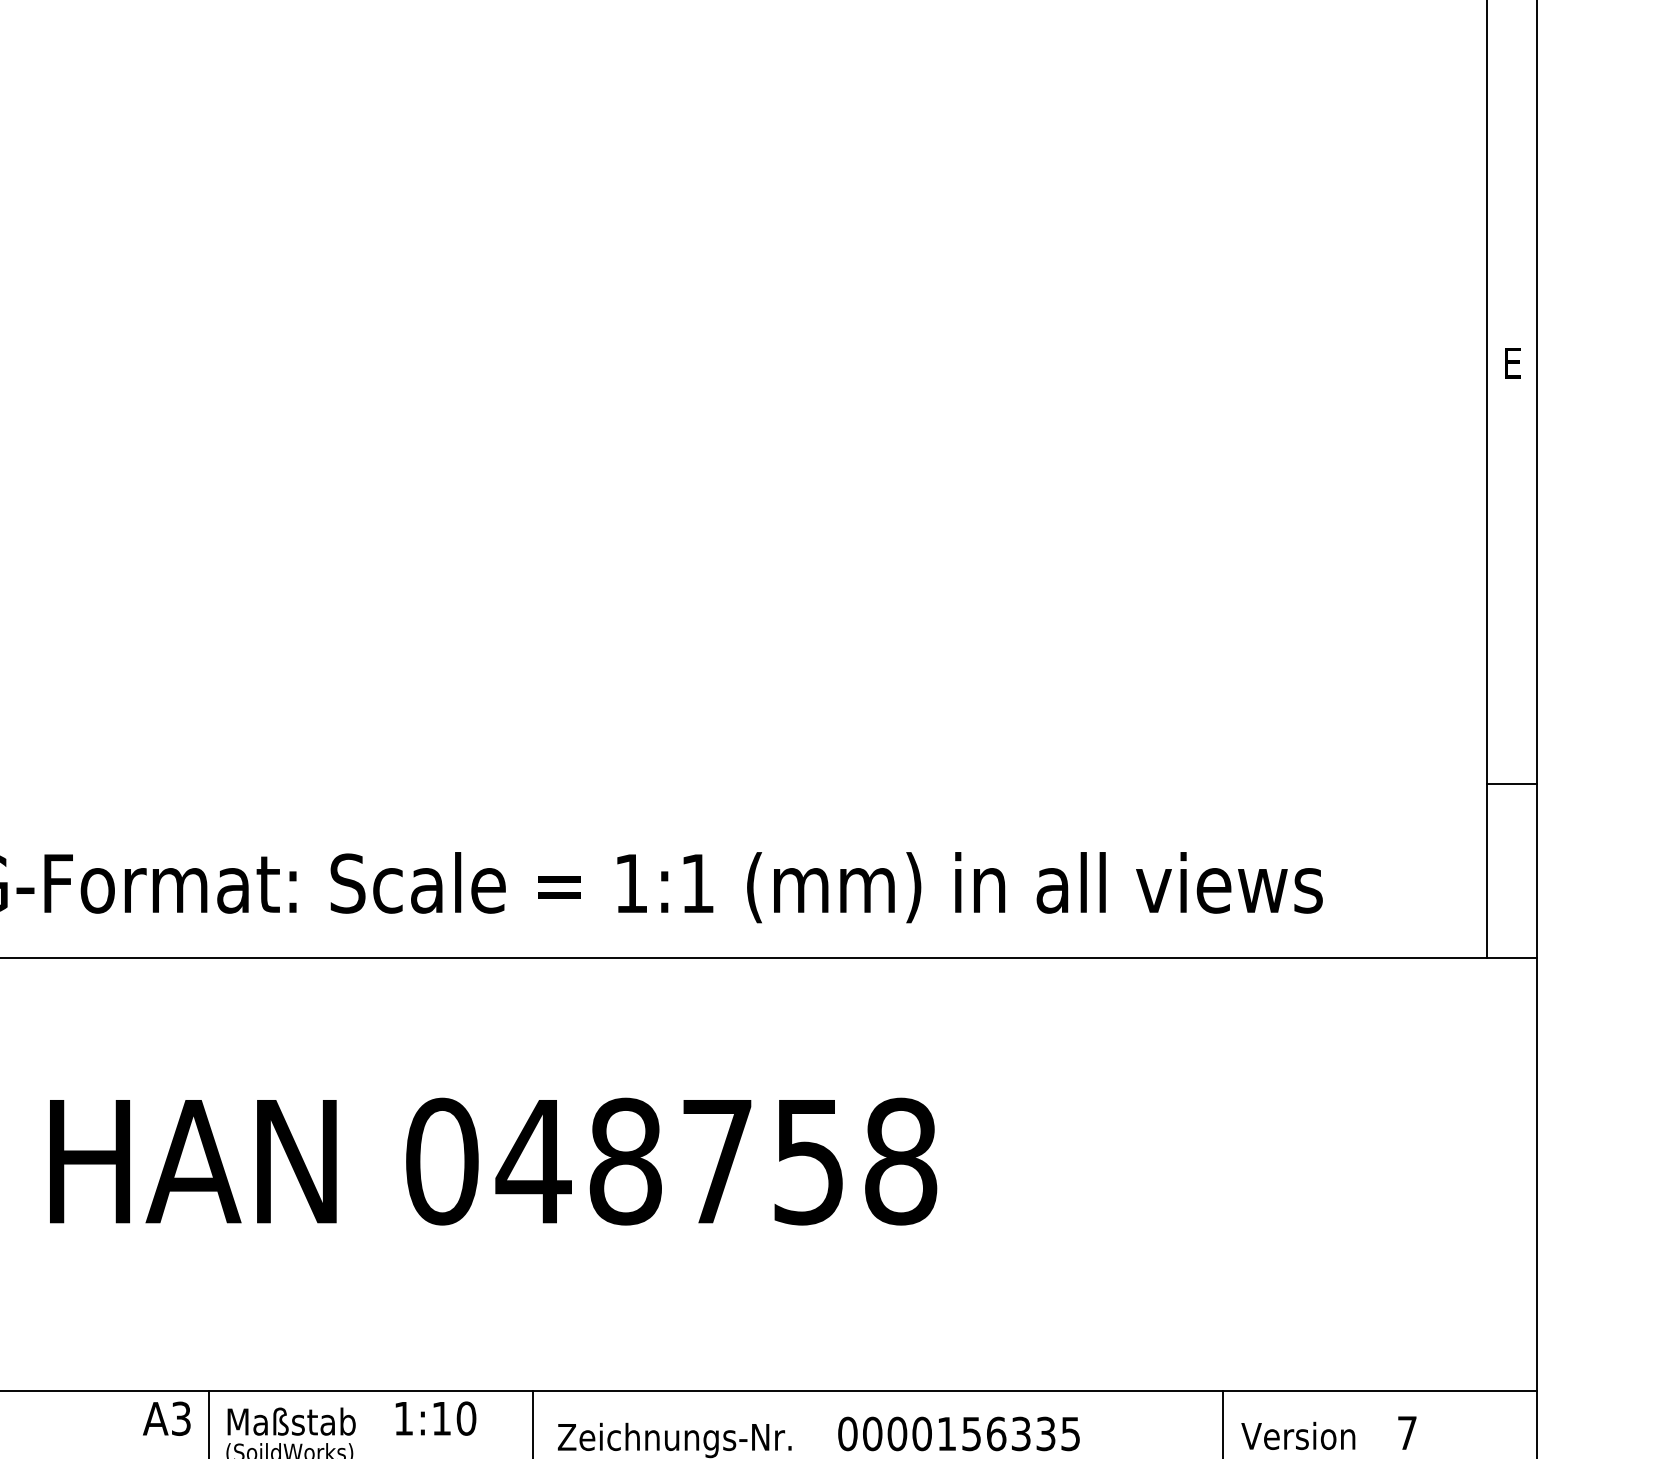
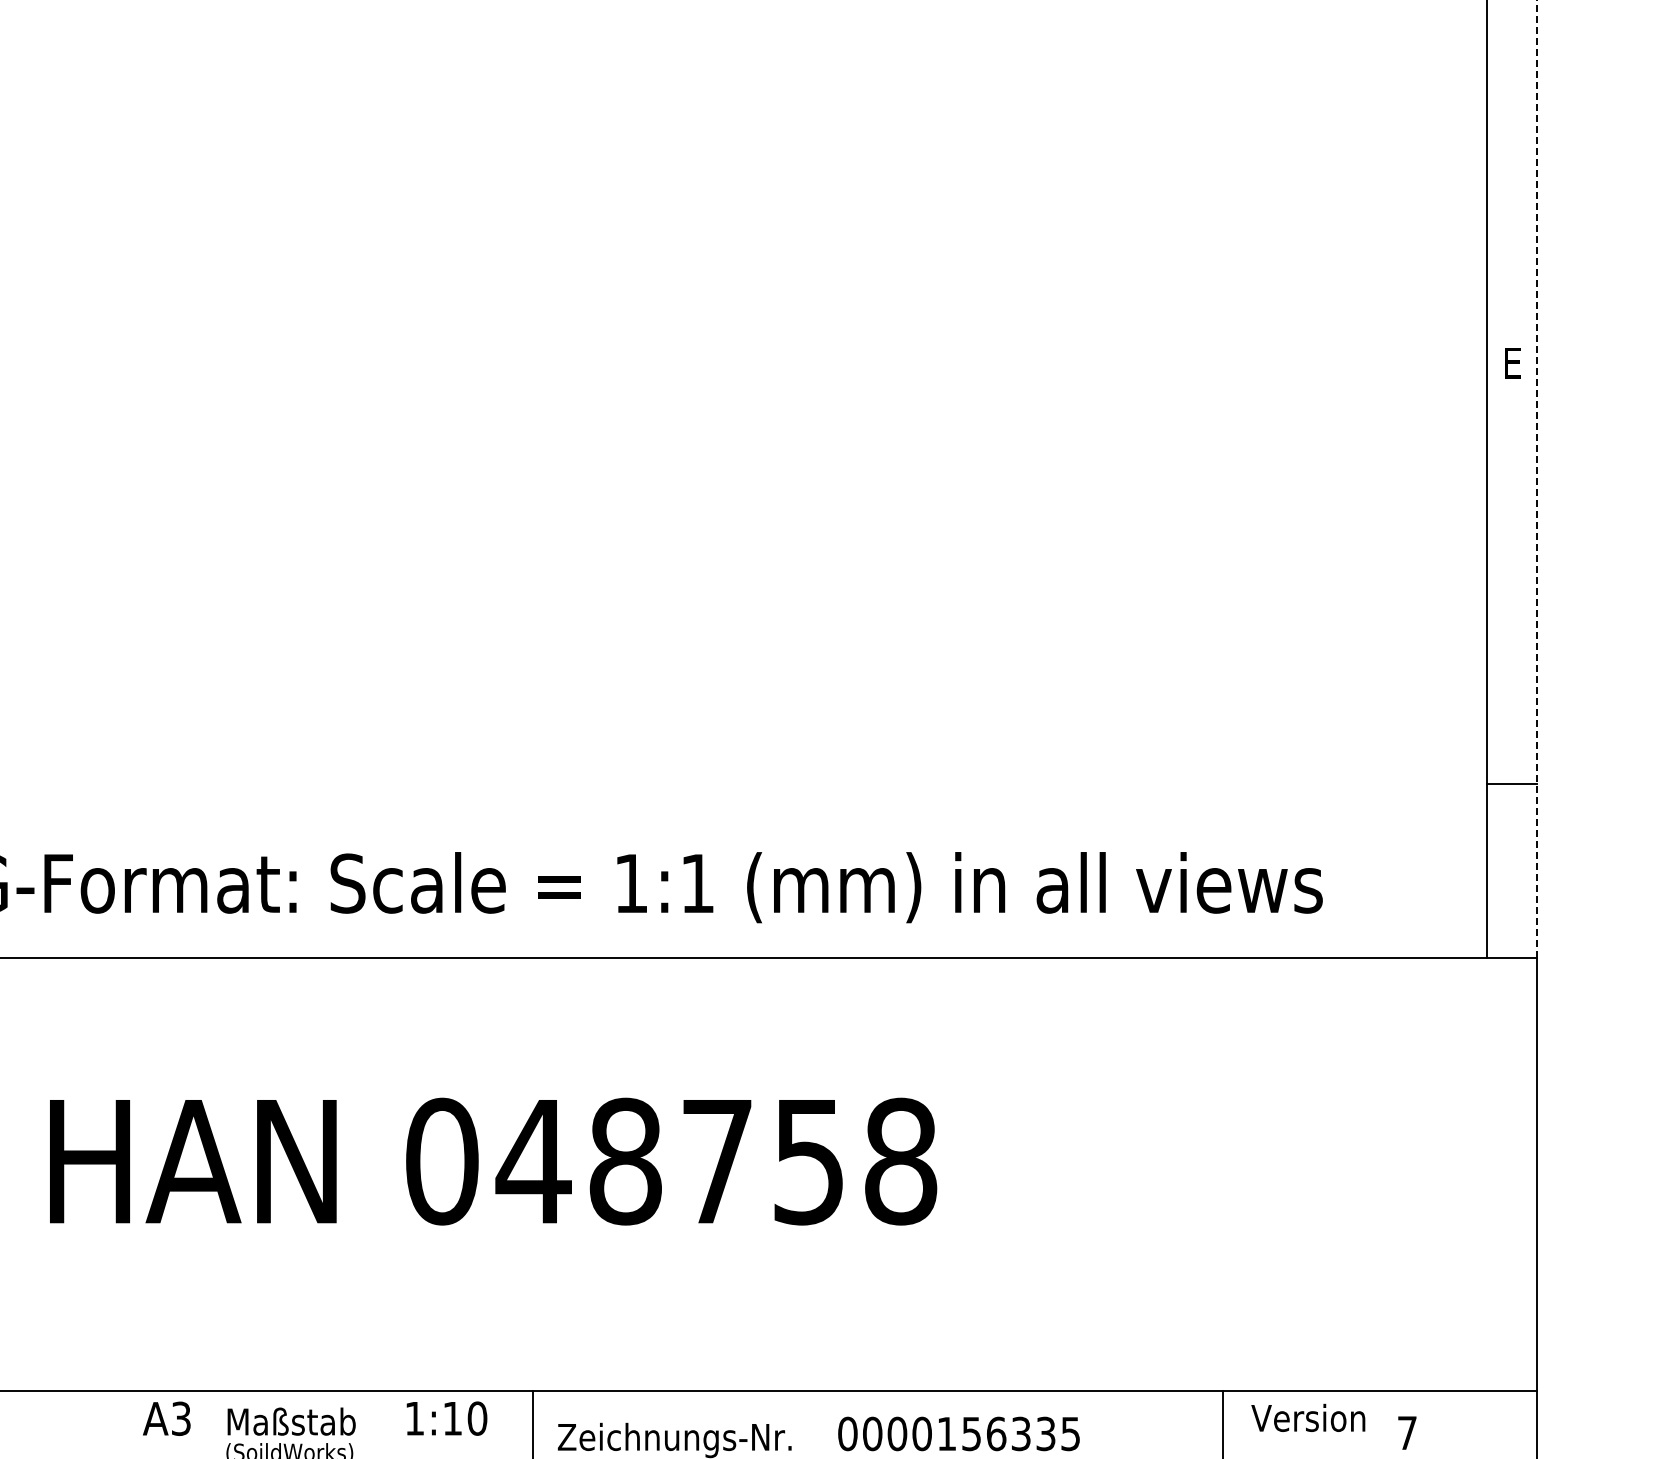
line: solid -> dashed (1536, 479)
text position: (435, 1418) -> (446, 1418) (446, 1418)
line: present -> none (208, 1423)
text position: (1298, 1435) -> (1308, 1417) (1308, 1417)
